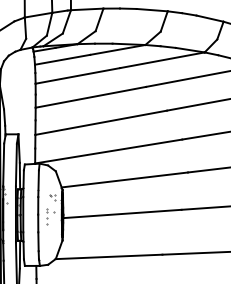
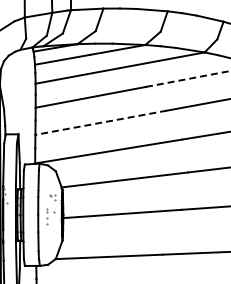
line: solid -> dashed (188, 78)
line: solid -> dashed (101, 122)
